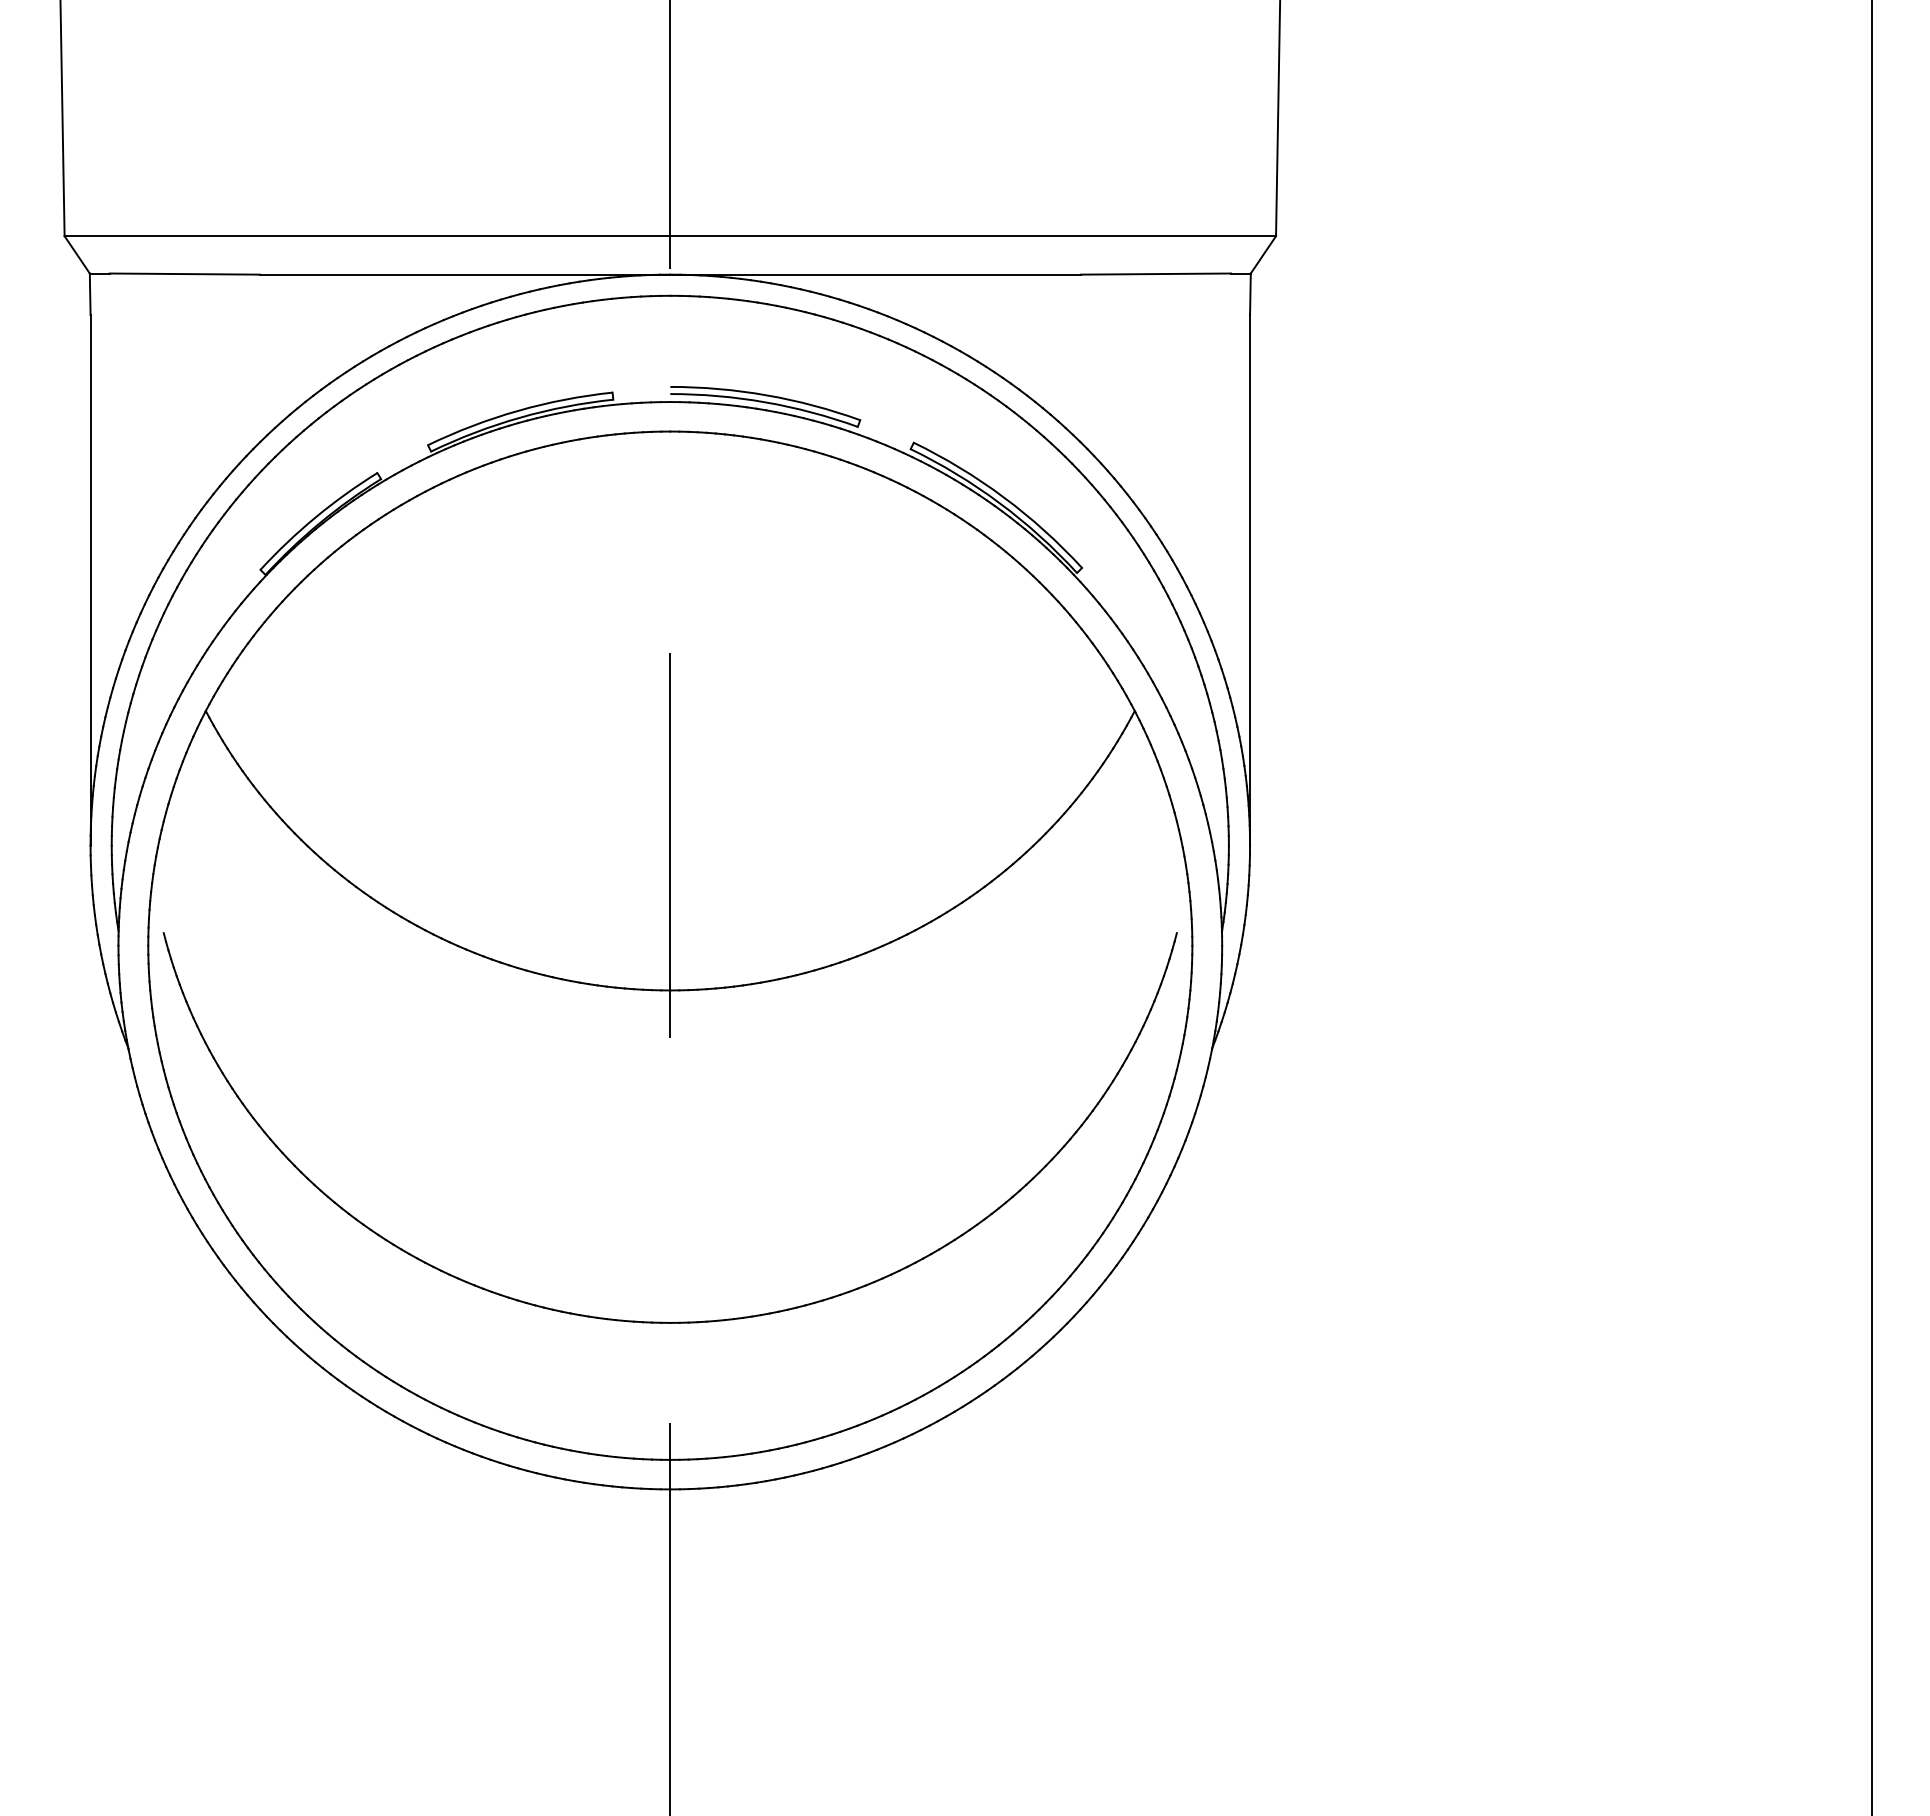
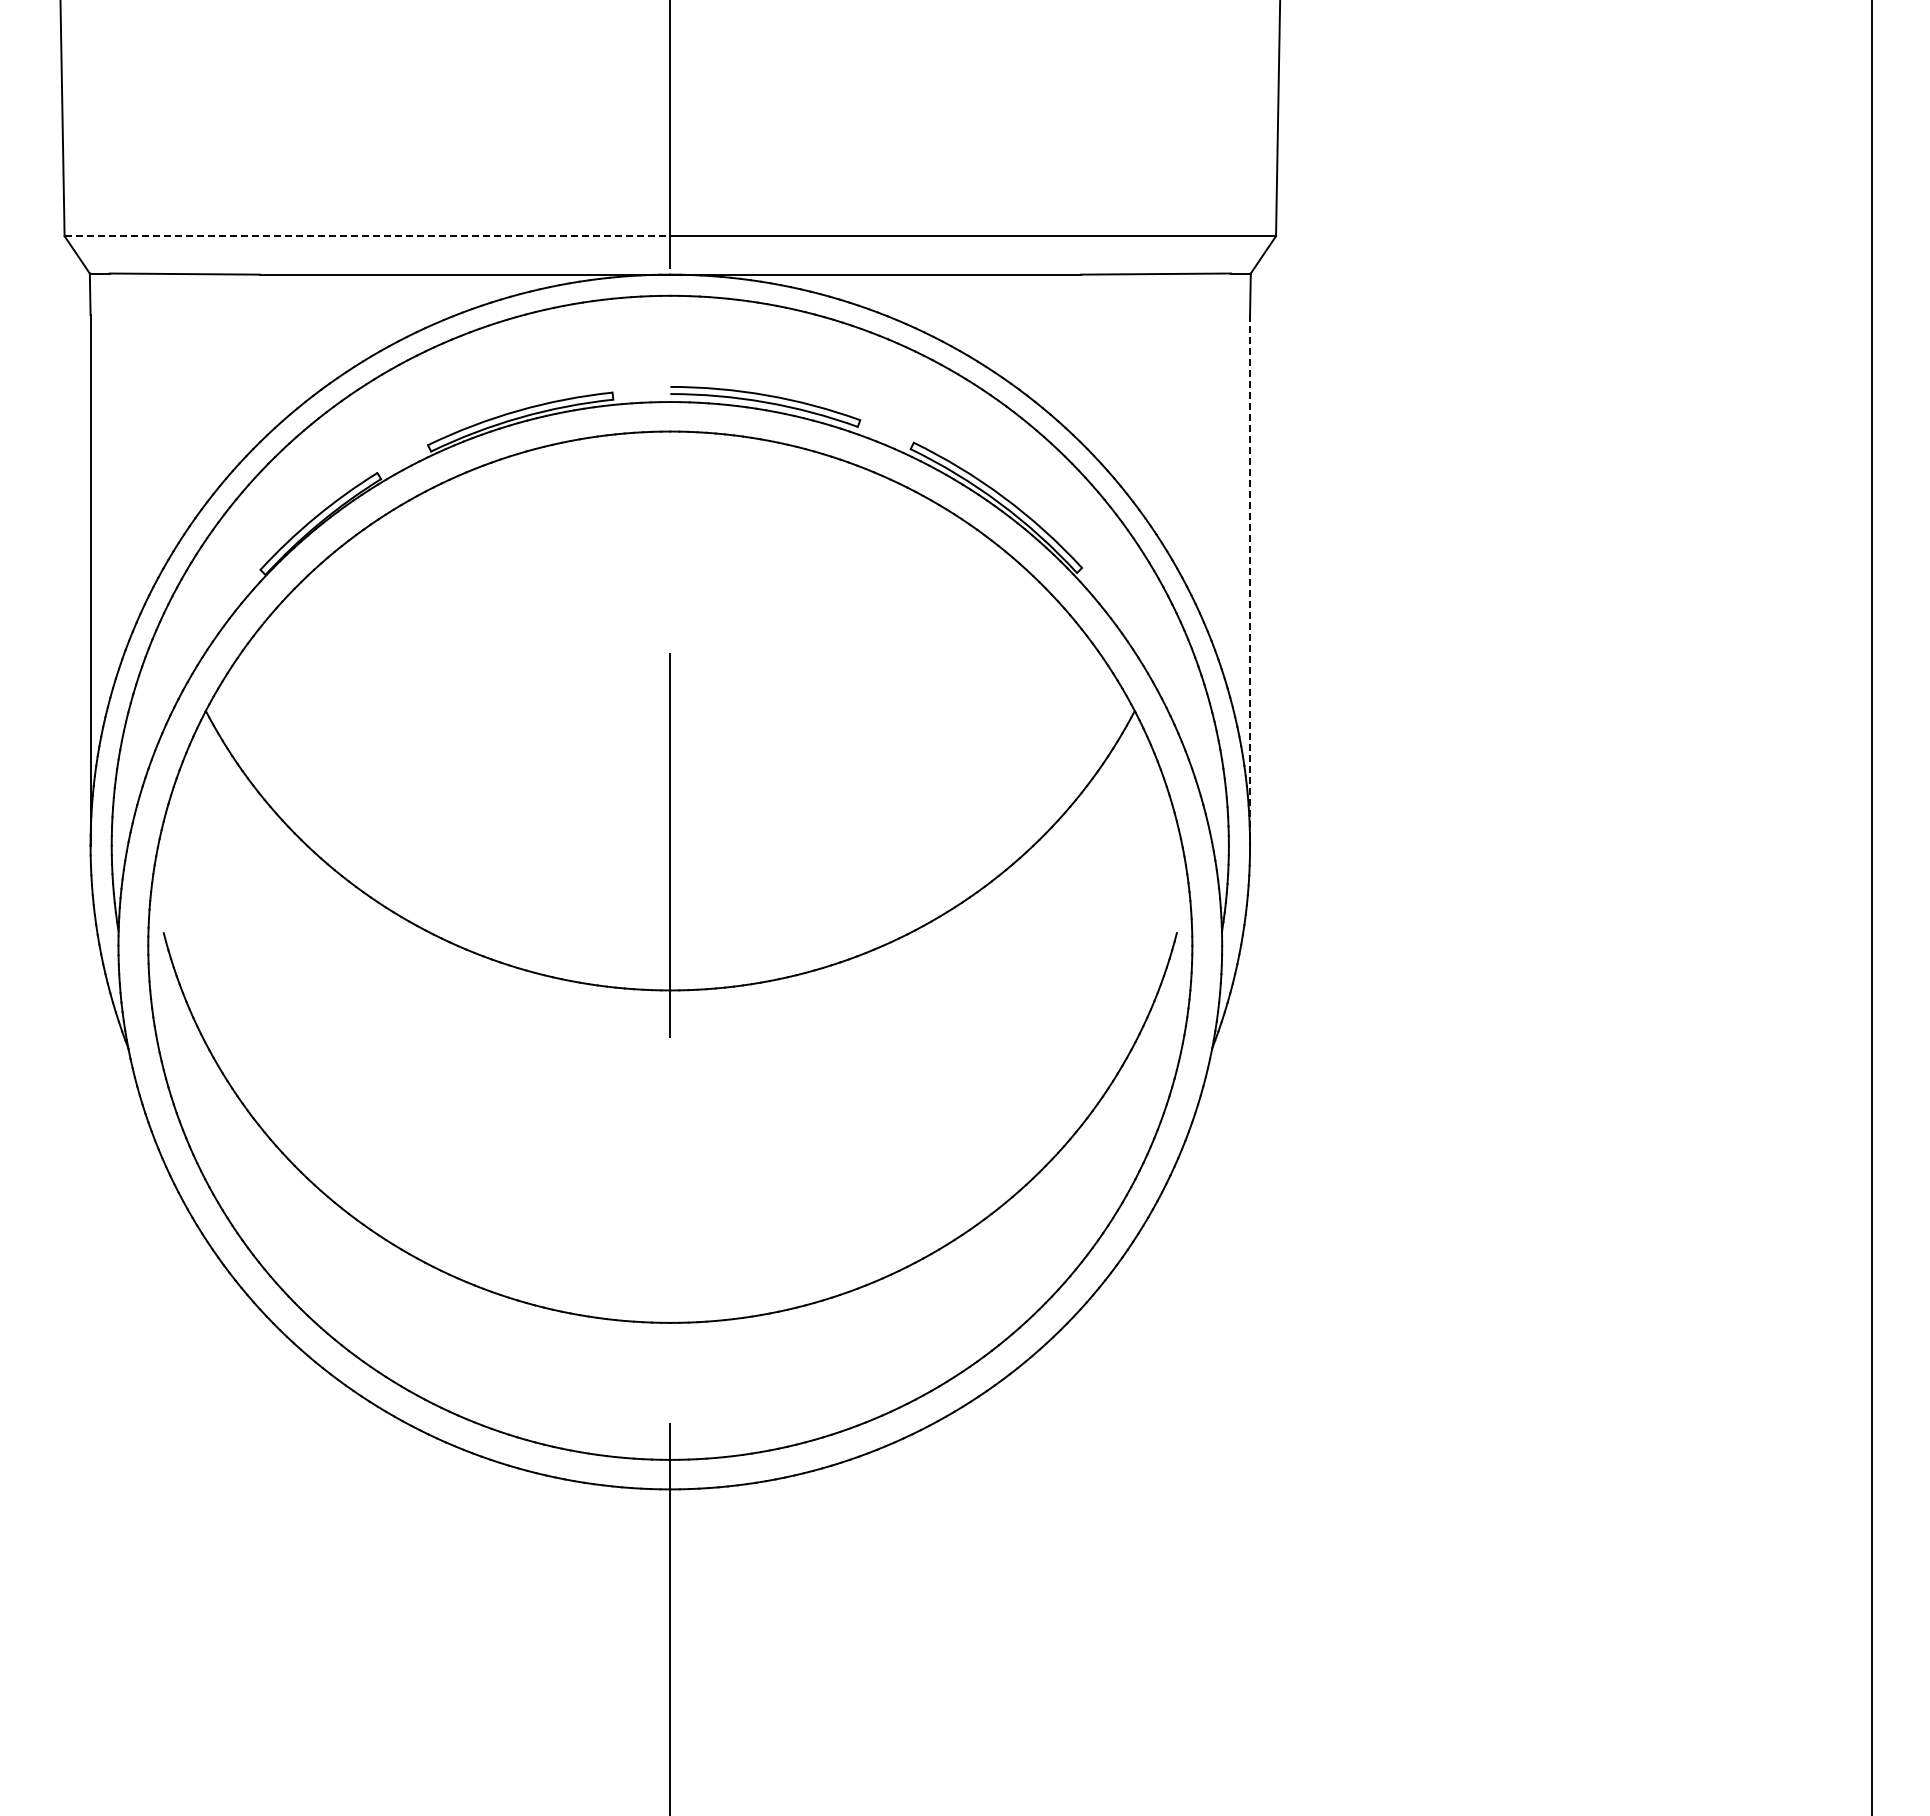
line: solid -> dashed (367, 236)
line: solid -> dashed (1250, 580)
